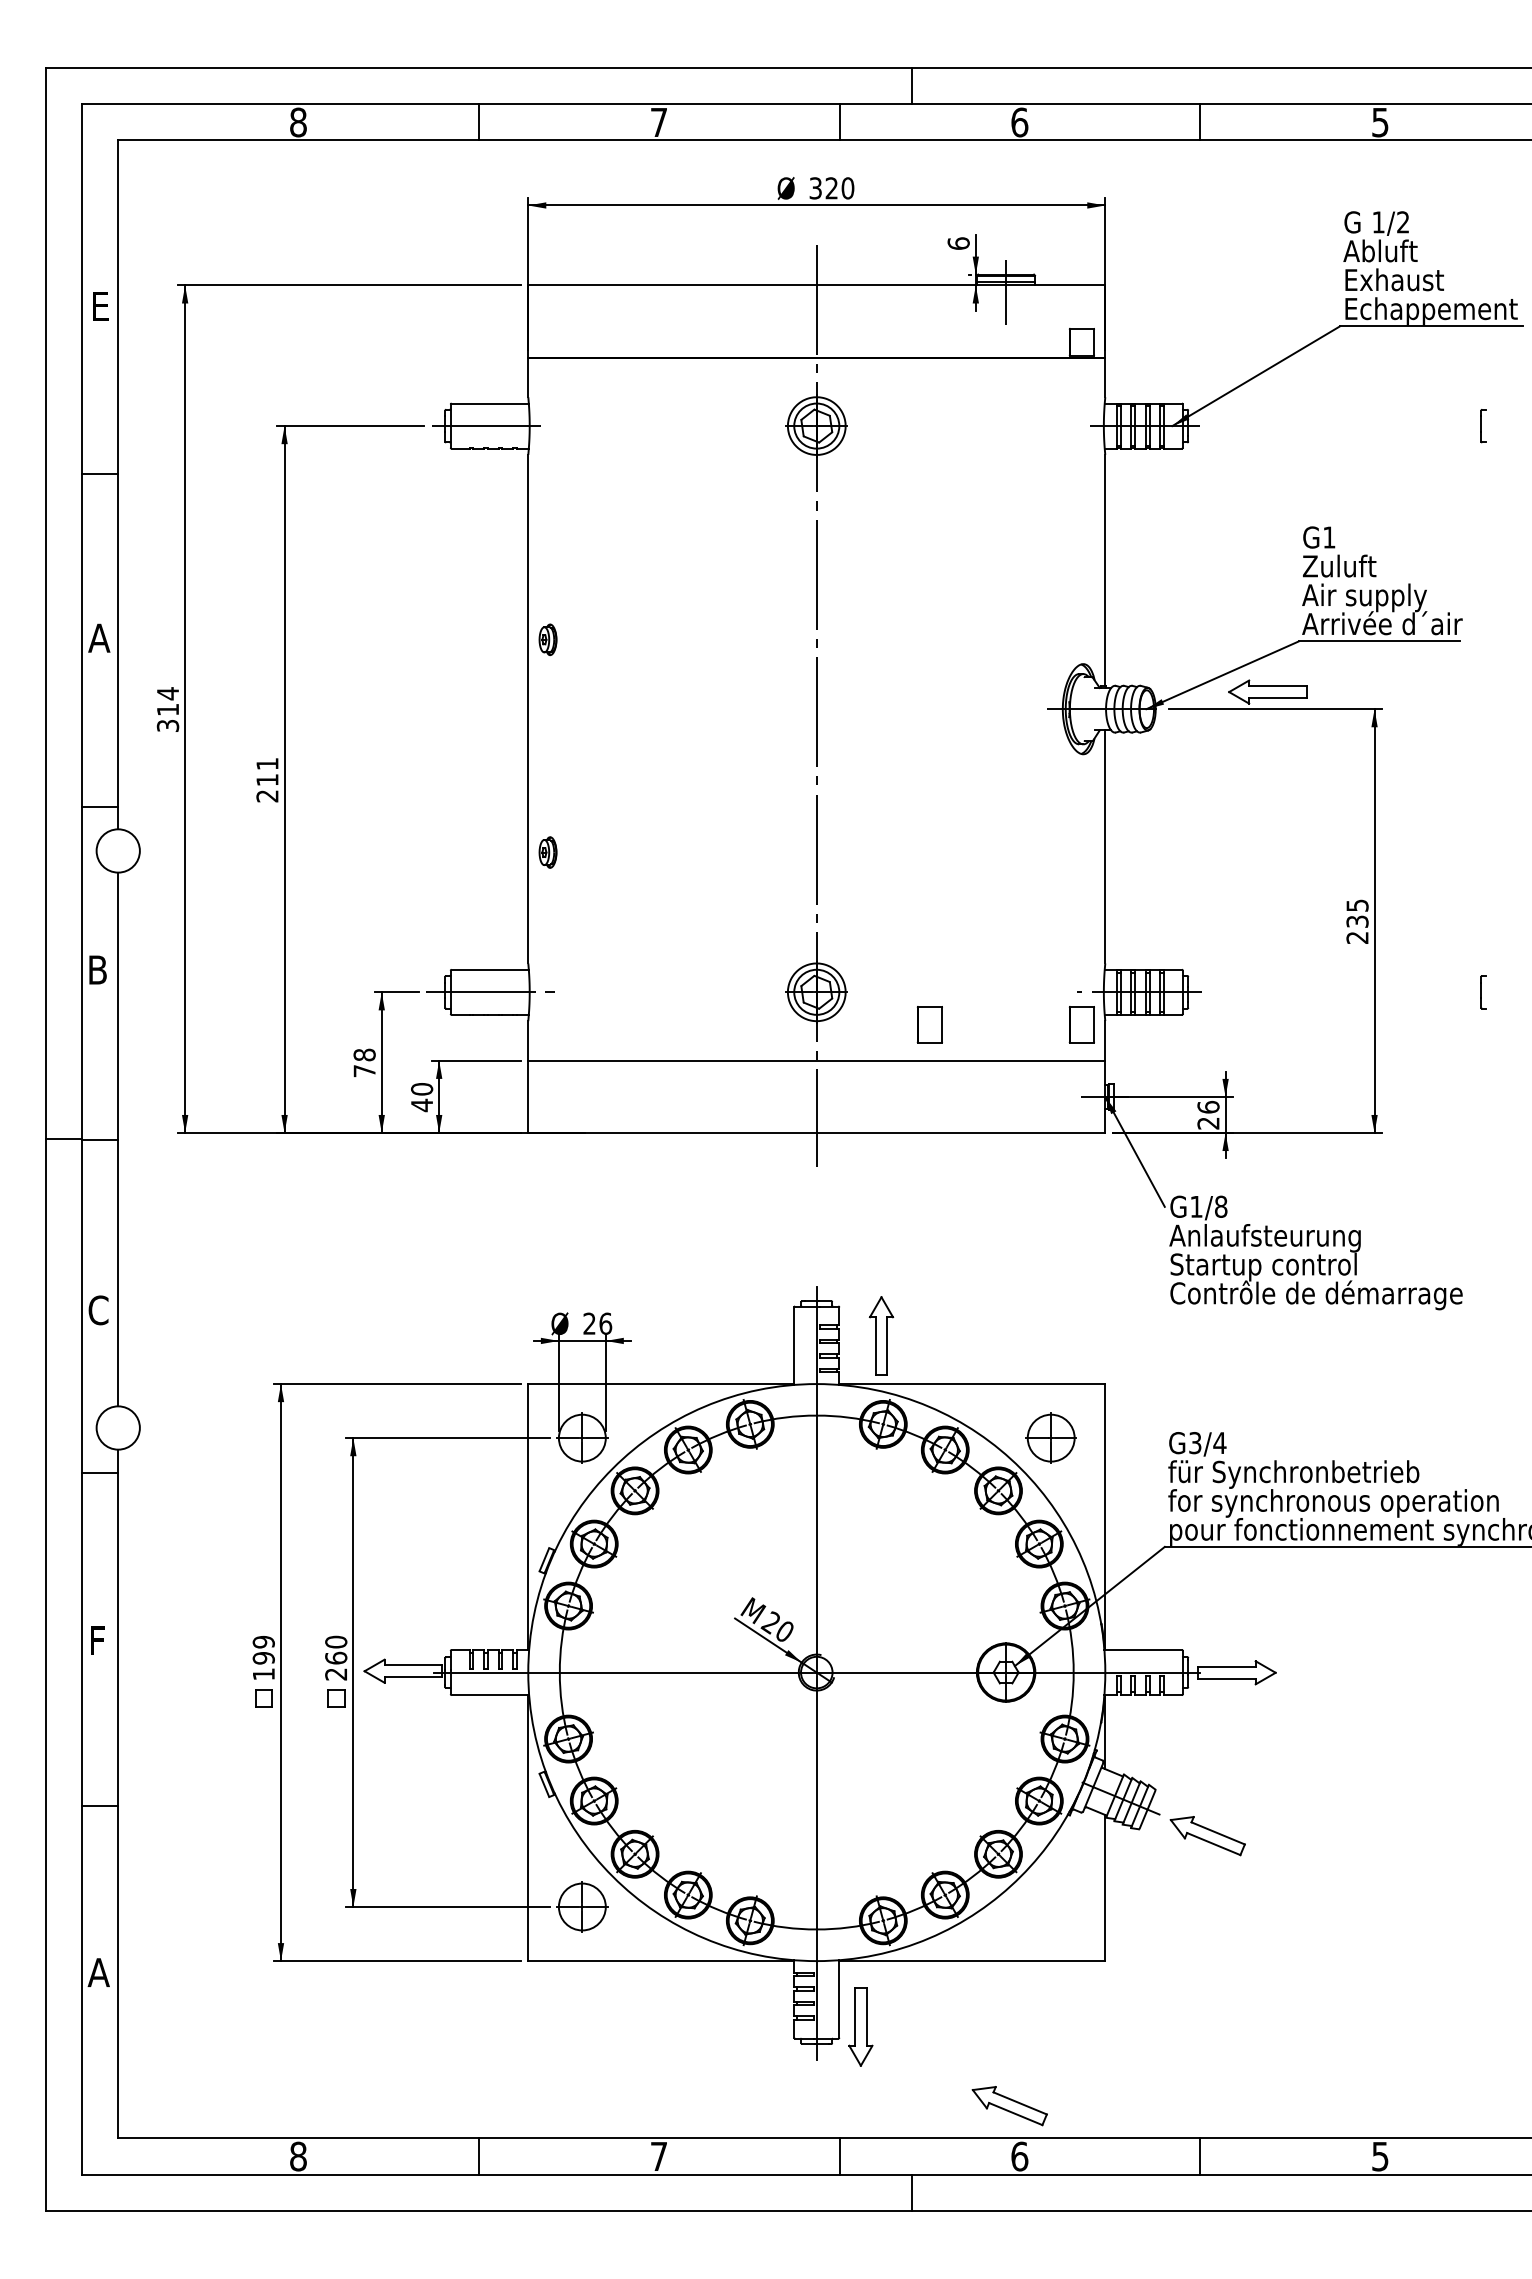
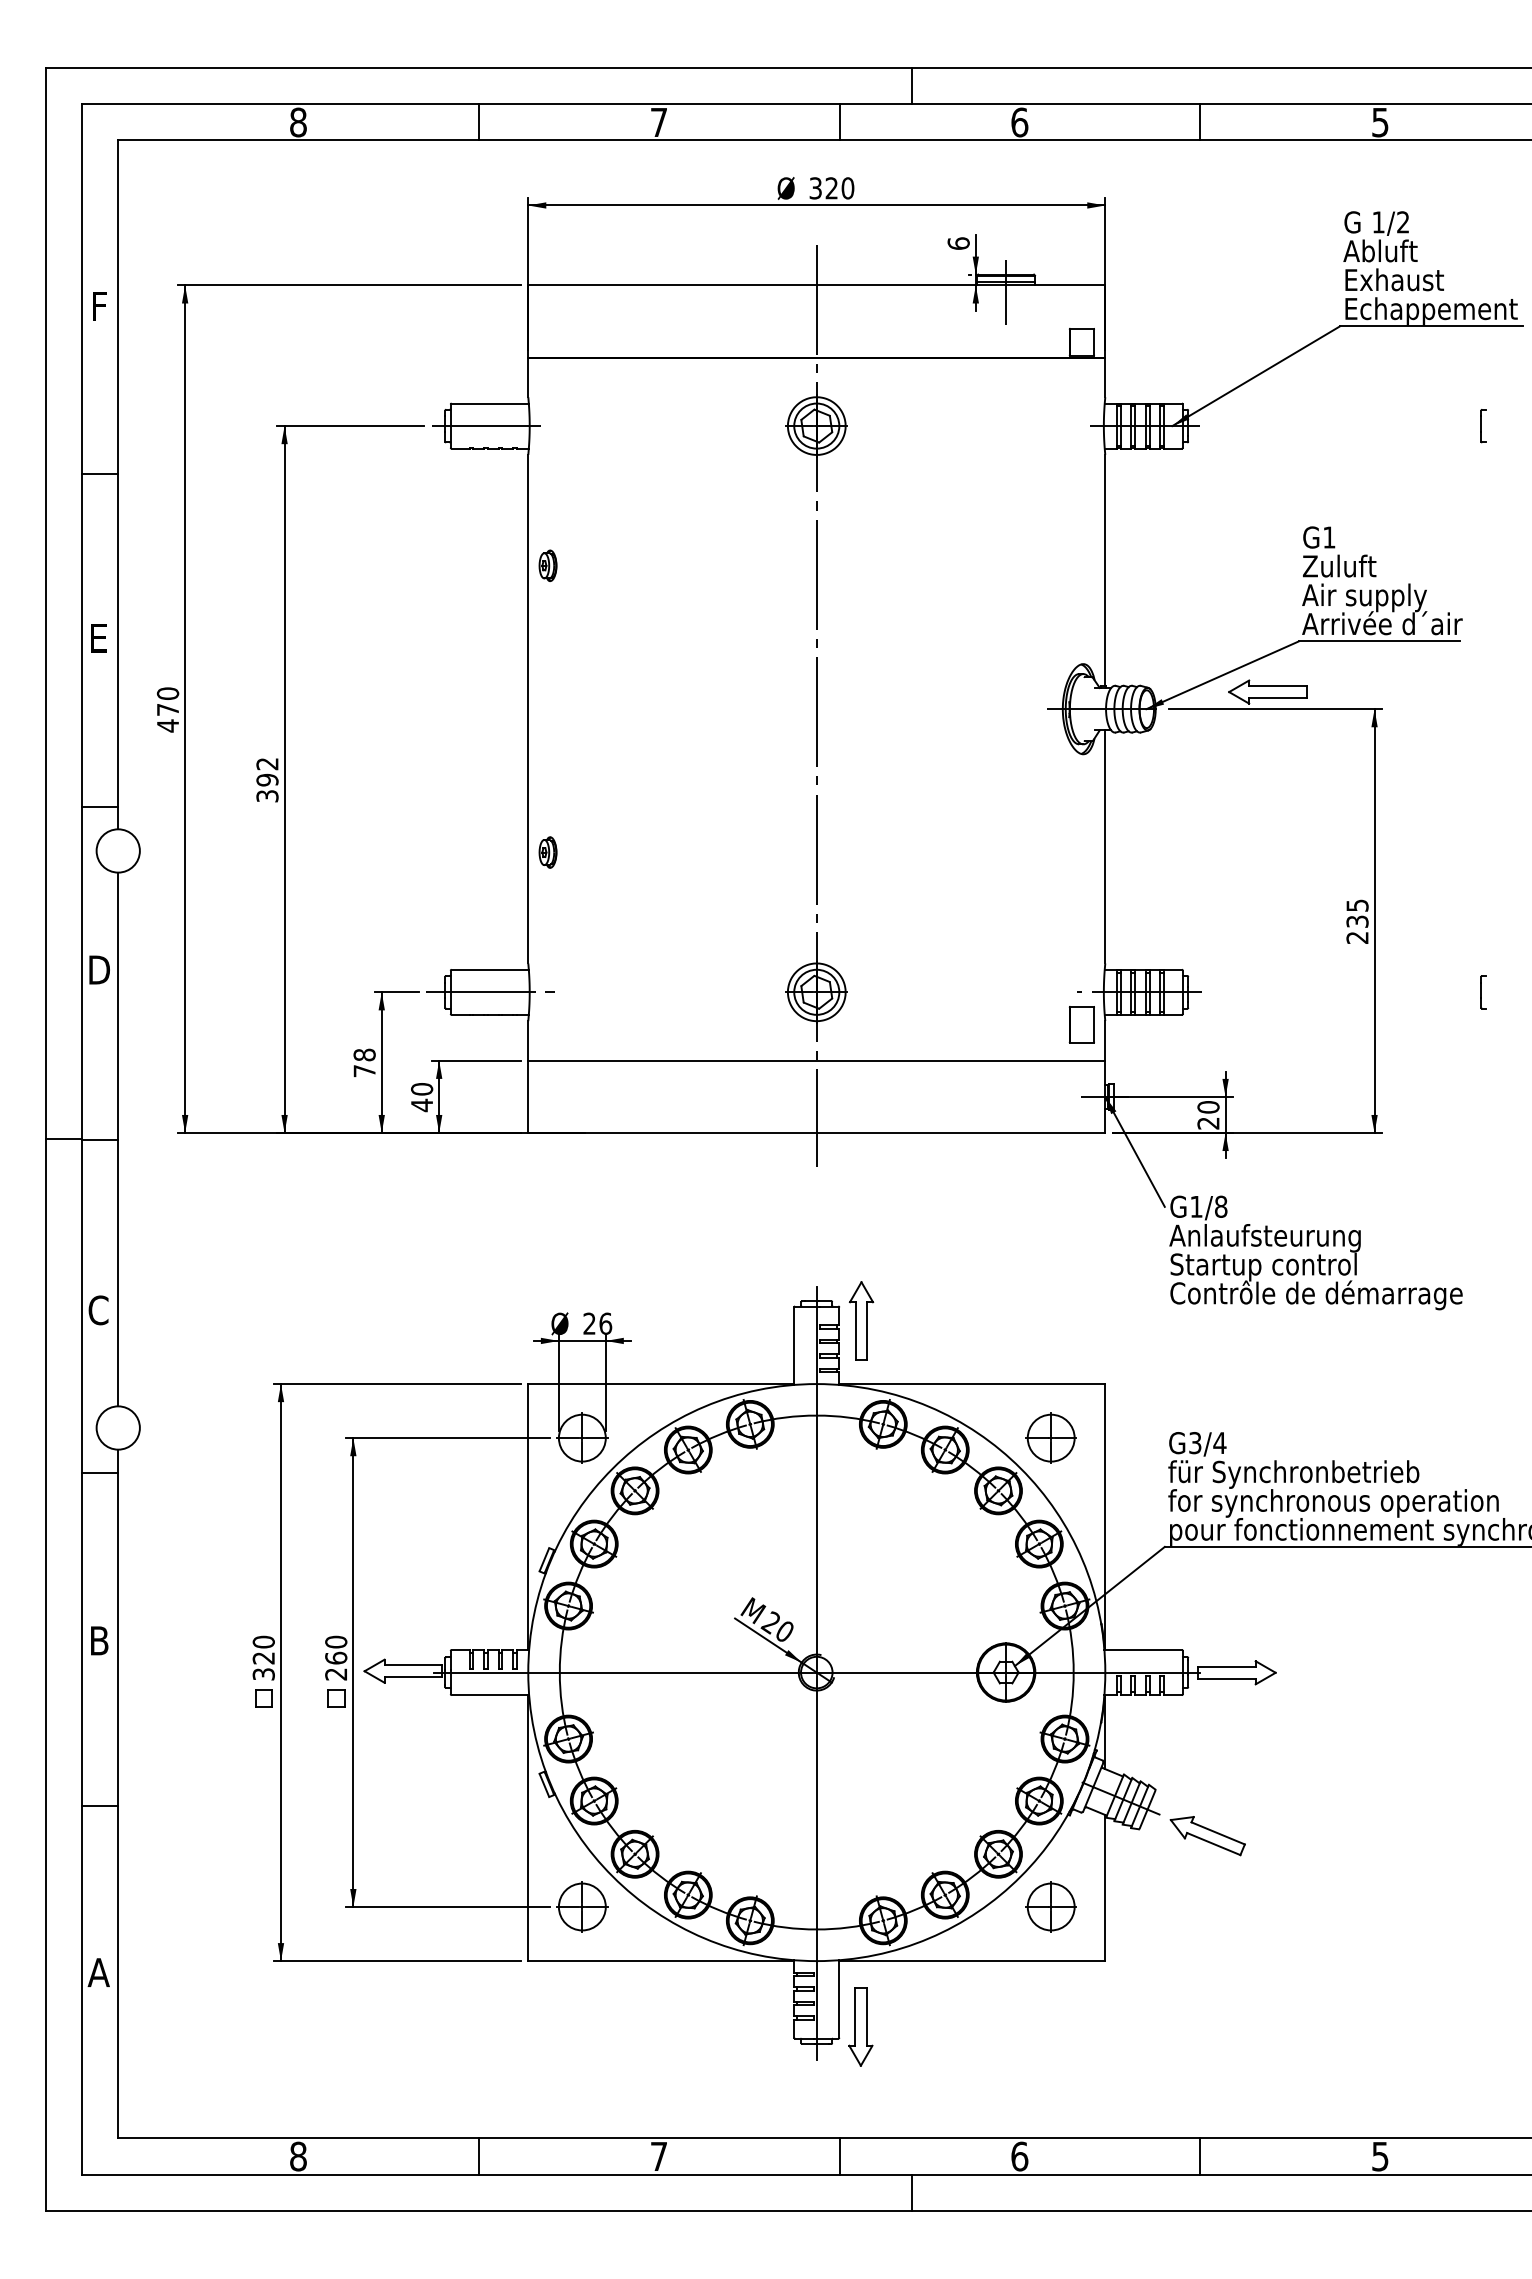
text: E -> F (102, 306)
text: A -> E (99, 637)
part position: (547, 639) -> (547, 565) (547, 565)
text: 314 -> 470 (167, 709)
text: 211 -> 392 (267, 780)
text: B -> D (100, 969)
part: present -> none (929, 1024)
text: 26 -> 20 (1208, 1106)
part position: (881, 1335) -> (861, 1320) (861, 1320)
text: F -> B (99, 1640)
text: 199 -> 320 (263, 1657)
part: none -> present (1050, 1906)
part: present -> none (1009, 2106)
